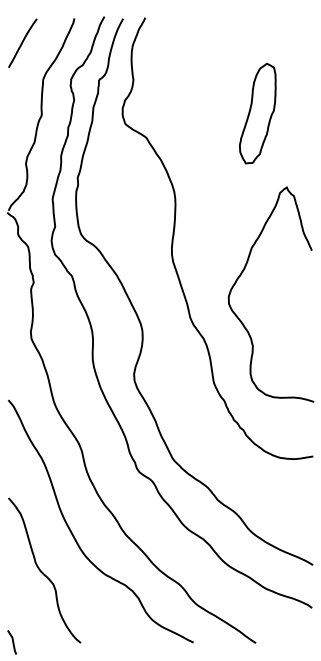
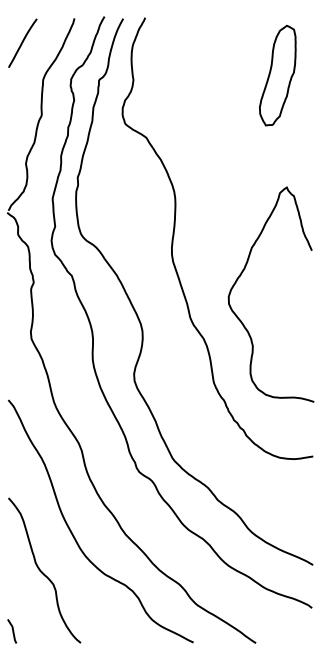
part position: (257, 113) -> (277, 75) (277, 75)
curve position: (12, 642) -> (12, 631) (12, 631)
